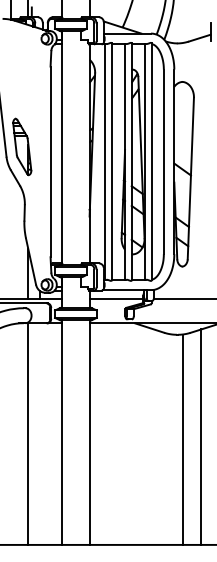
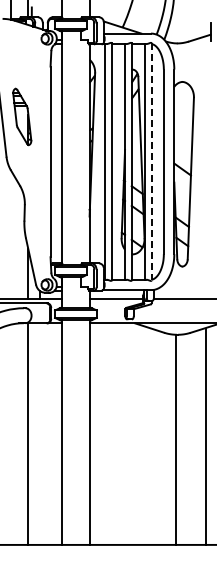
part position: (22, 146) -> (22, 116) (22, 116)
line: solid -> dashed (151, 161)
line position: (201, 436) -> (206, 436) (206, 436)
line position: (182, 439) -> (175, 439) (175, 439)
